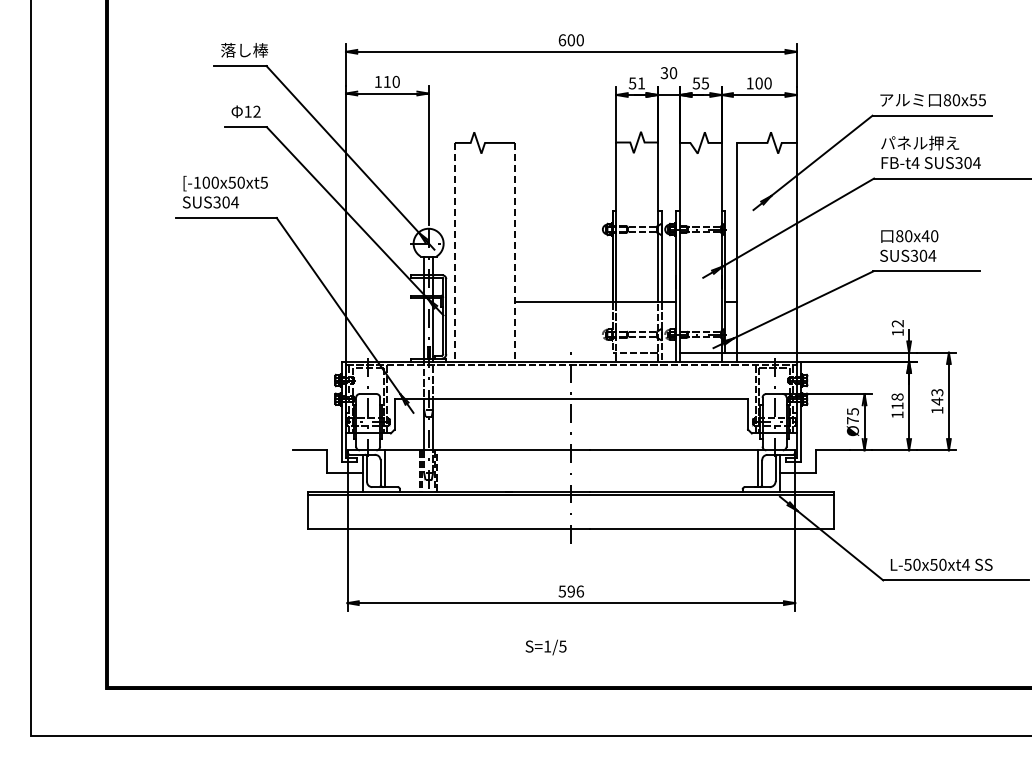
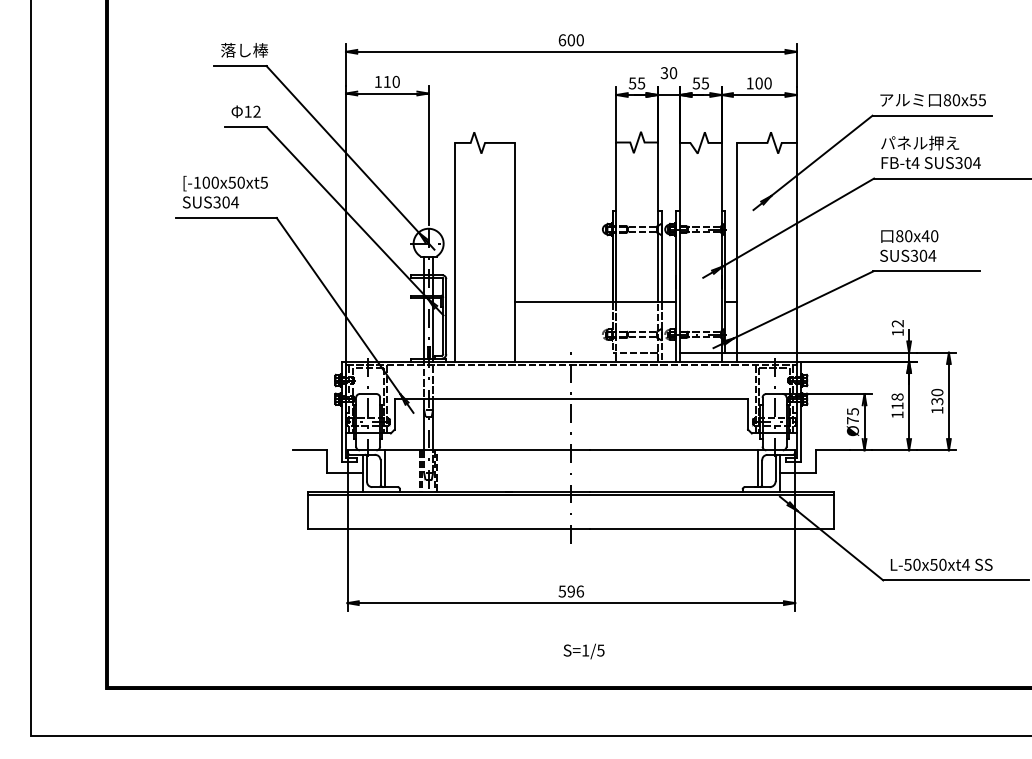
text: 51 -> 55 (641, 83)
line: dashed -> solid (454, 252)
line: dashed -> solid (515, 252)
text: 143 -> 130 (937, 396)
text position: (545, 647) -> (583, 651) (583, 651)
